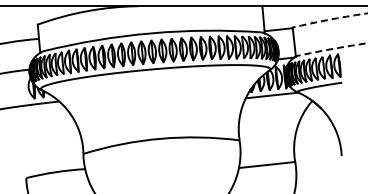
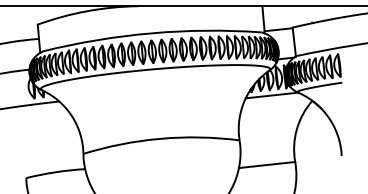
arc: dashed -> solid (329, 19)
arc: dashed -> solid (331, 49)
